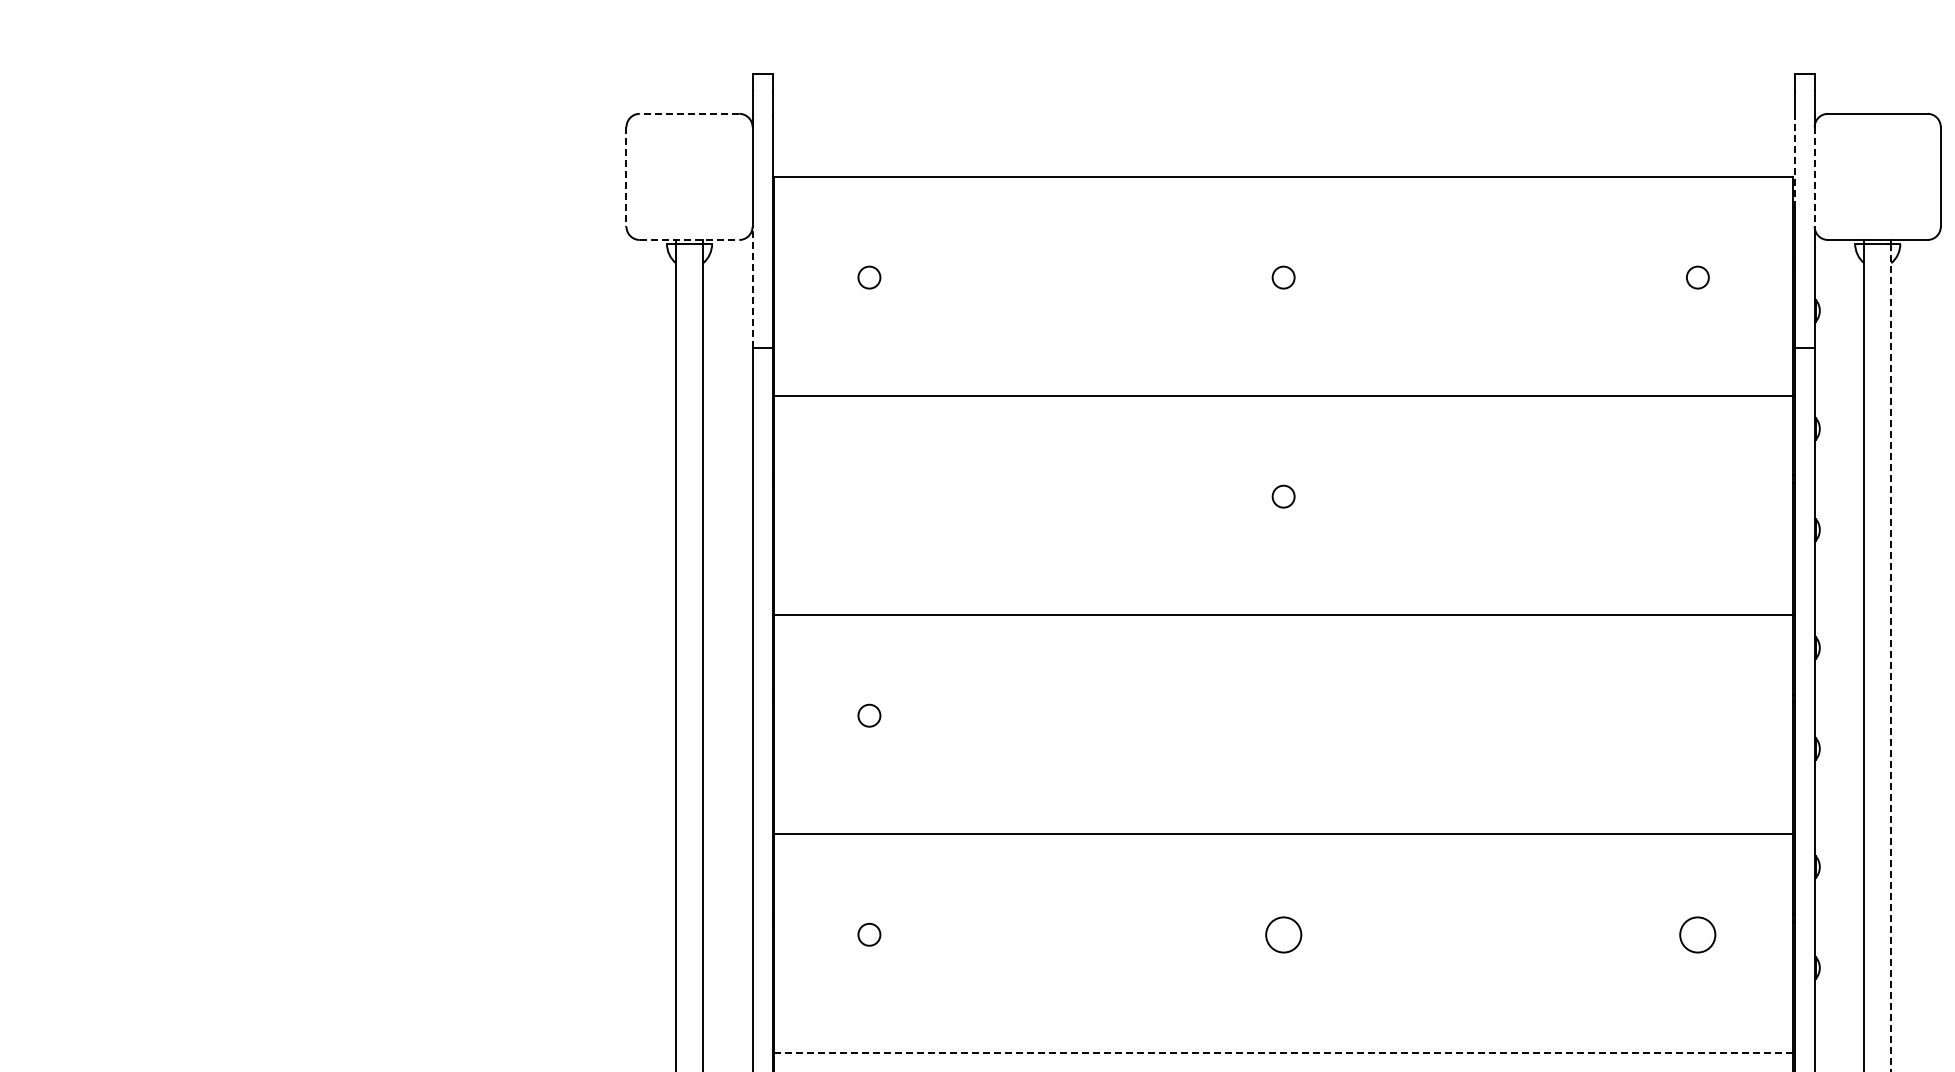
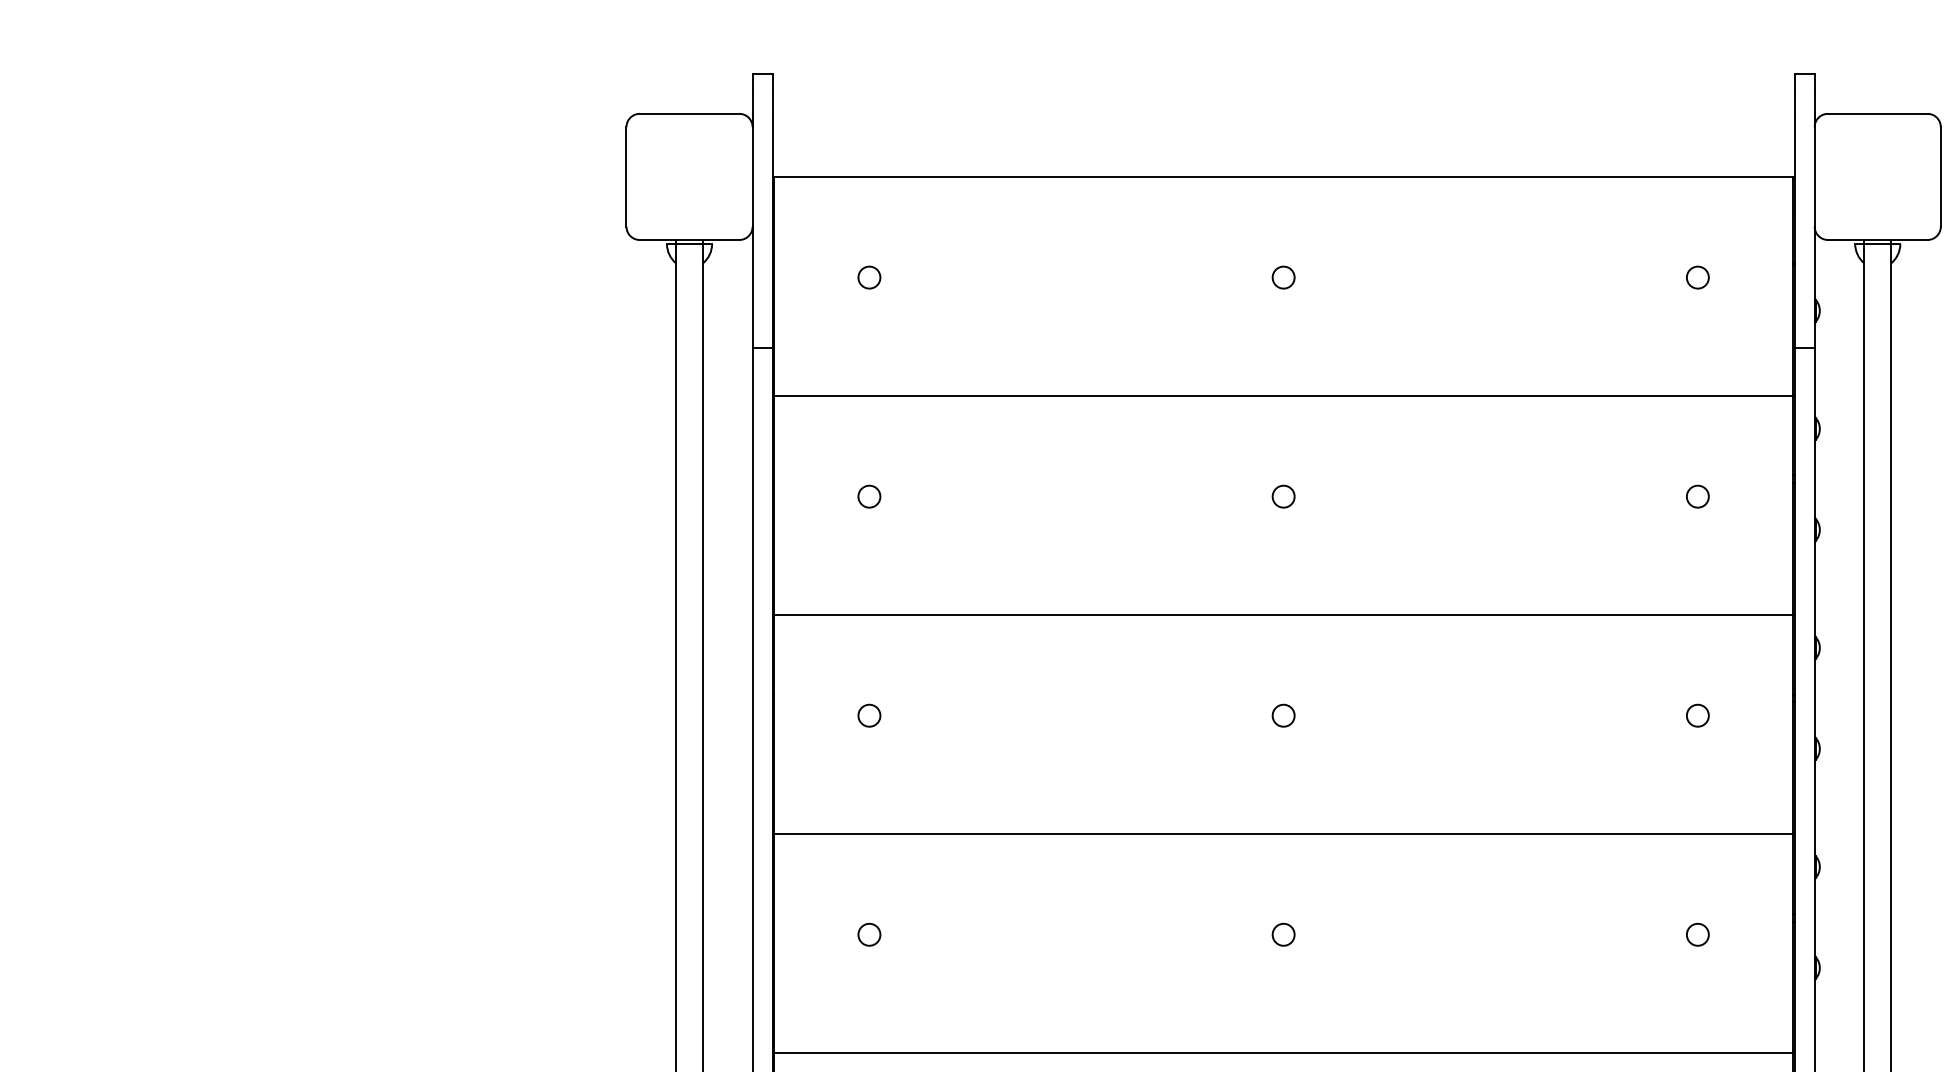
line: dashed -> solid (689, 113)
line: dashed -> solid (1794, 160)
line: dashed -> solid (626, 176)
line: dashed -> solid (1814, 176)
line: dashed -> solid (689, 239)
line: dashed -> solid (752, 287)
circle: none -> present (869, 496)
circle: none -> present (1697, 496)
line: dashed -> solid (1891, 657)
circle: none -> present (1283, 715)
circle: none -> present (1697, 715)
circle size: 38x38 px -> 25x25 px (1283, 934)
circle size: 38x38 px -> 24x25 px (1697, 934)
line: dashed -> solid (1283, 1052)
